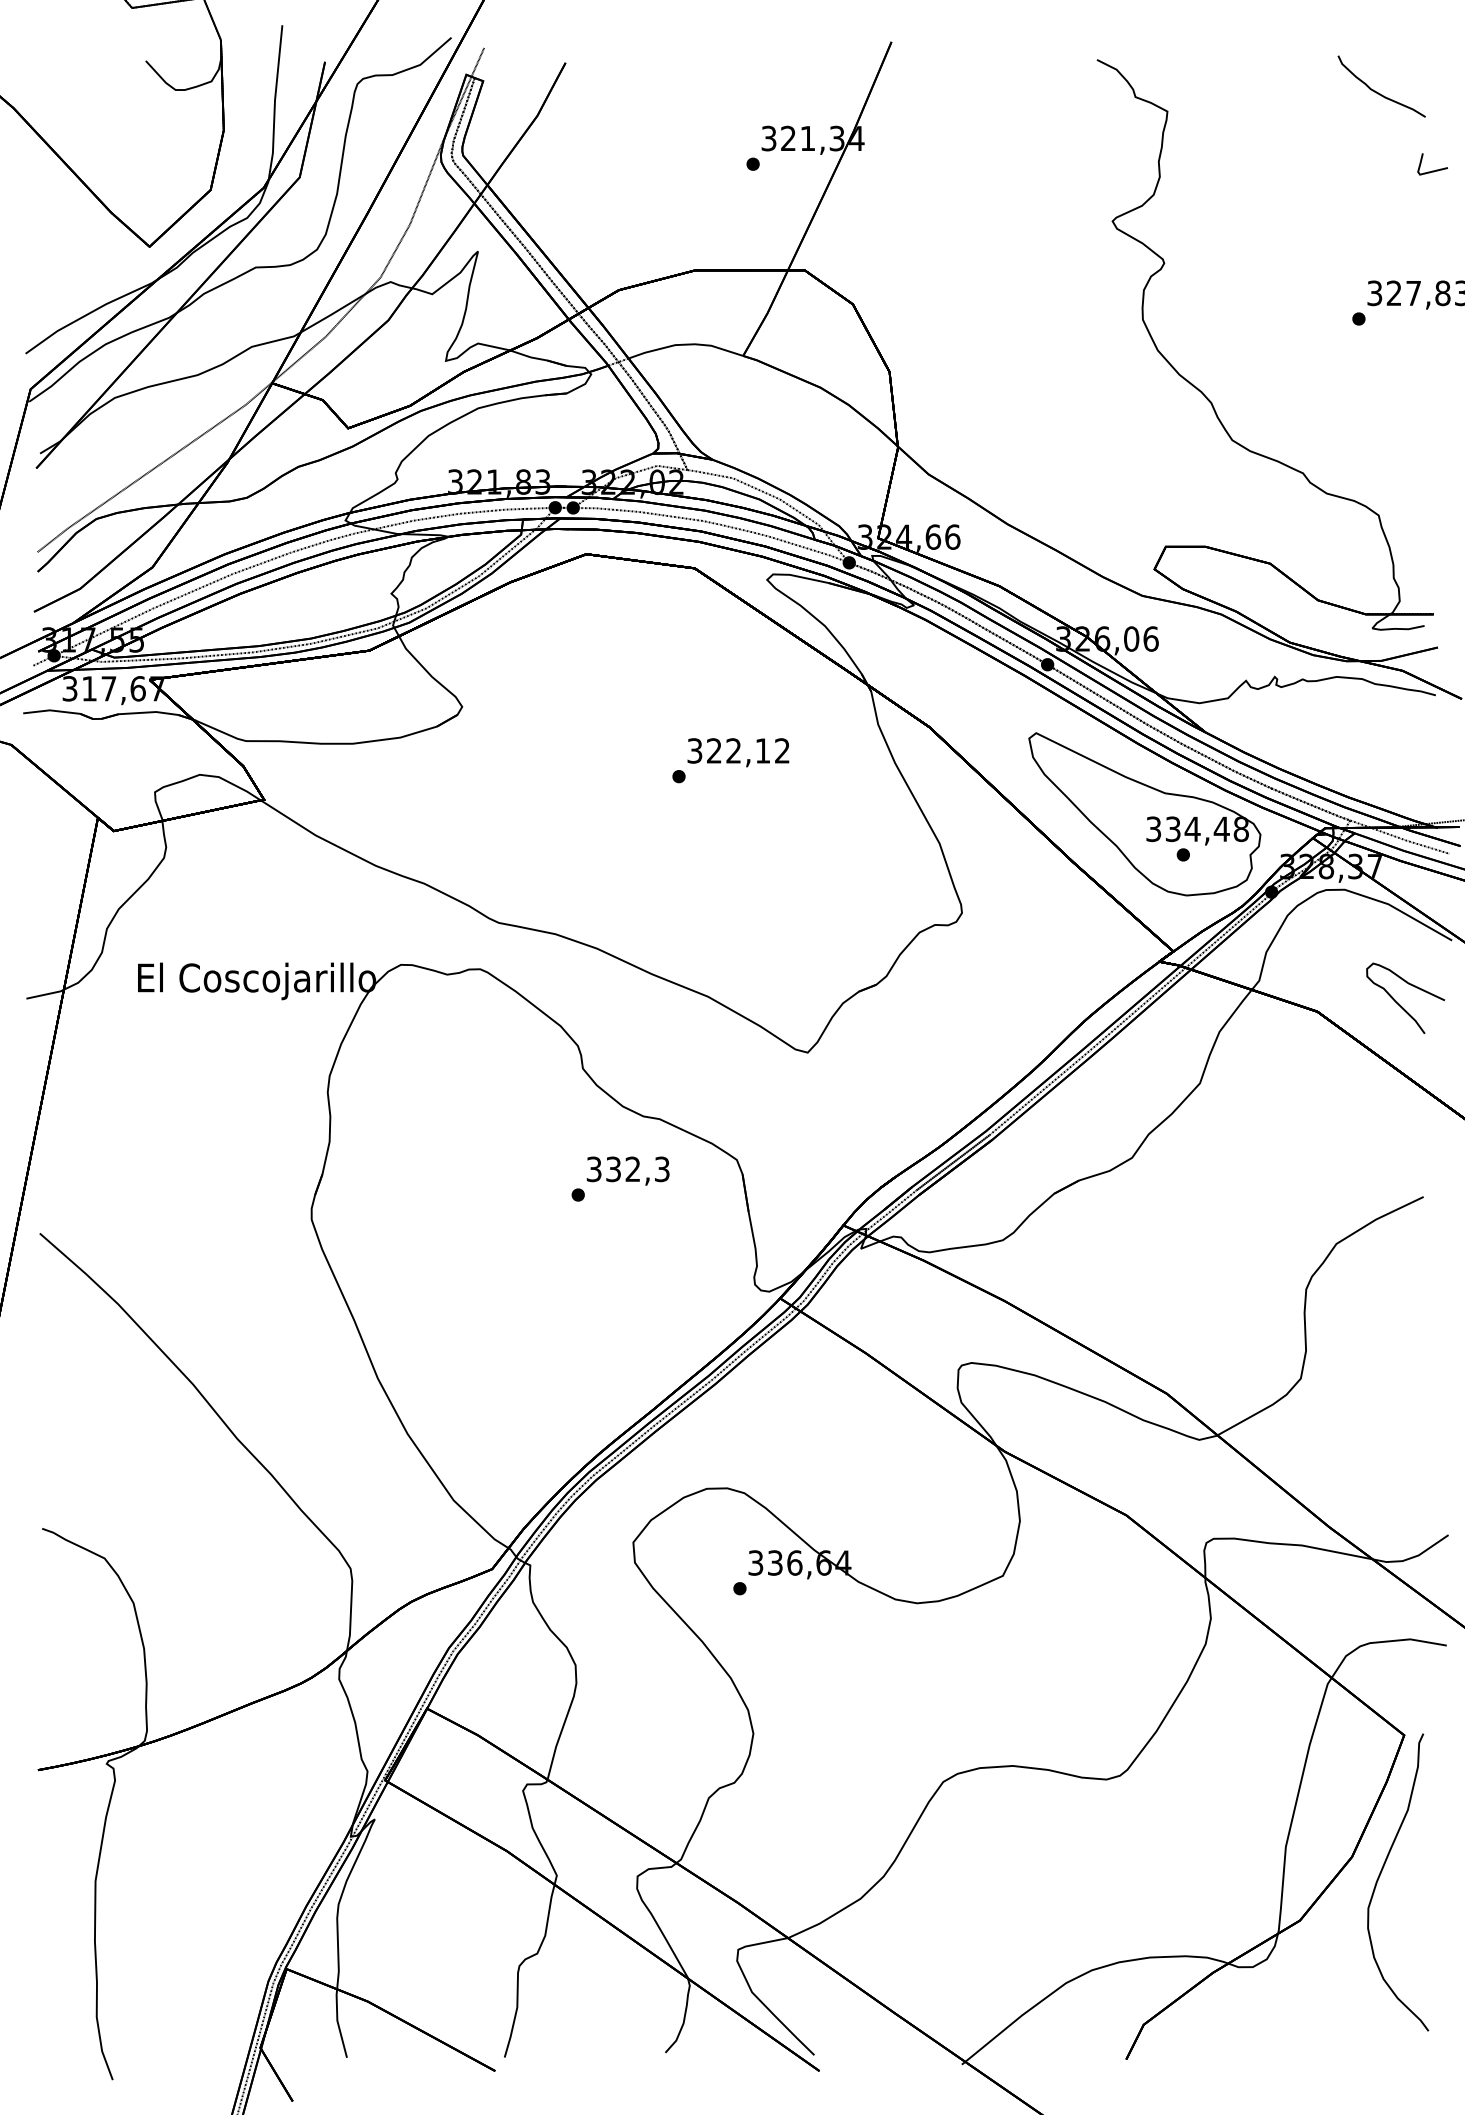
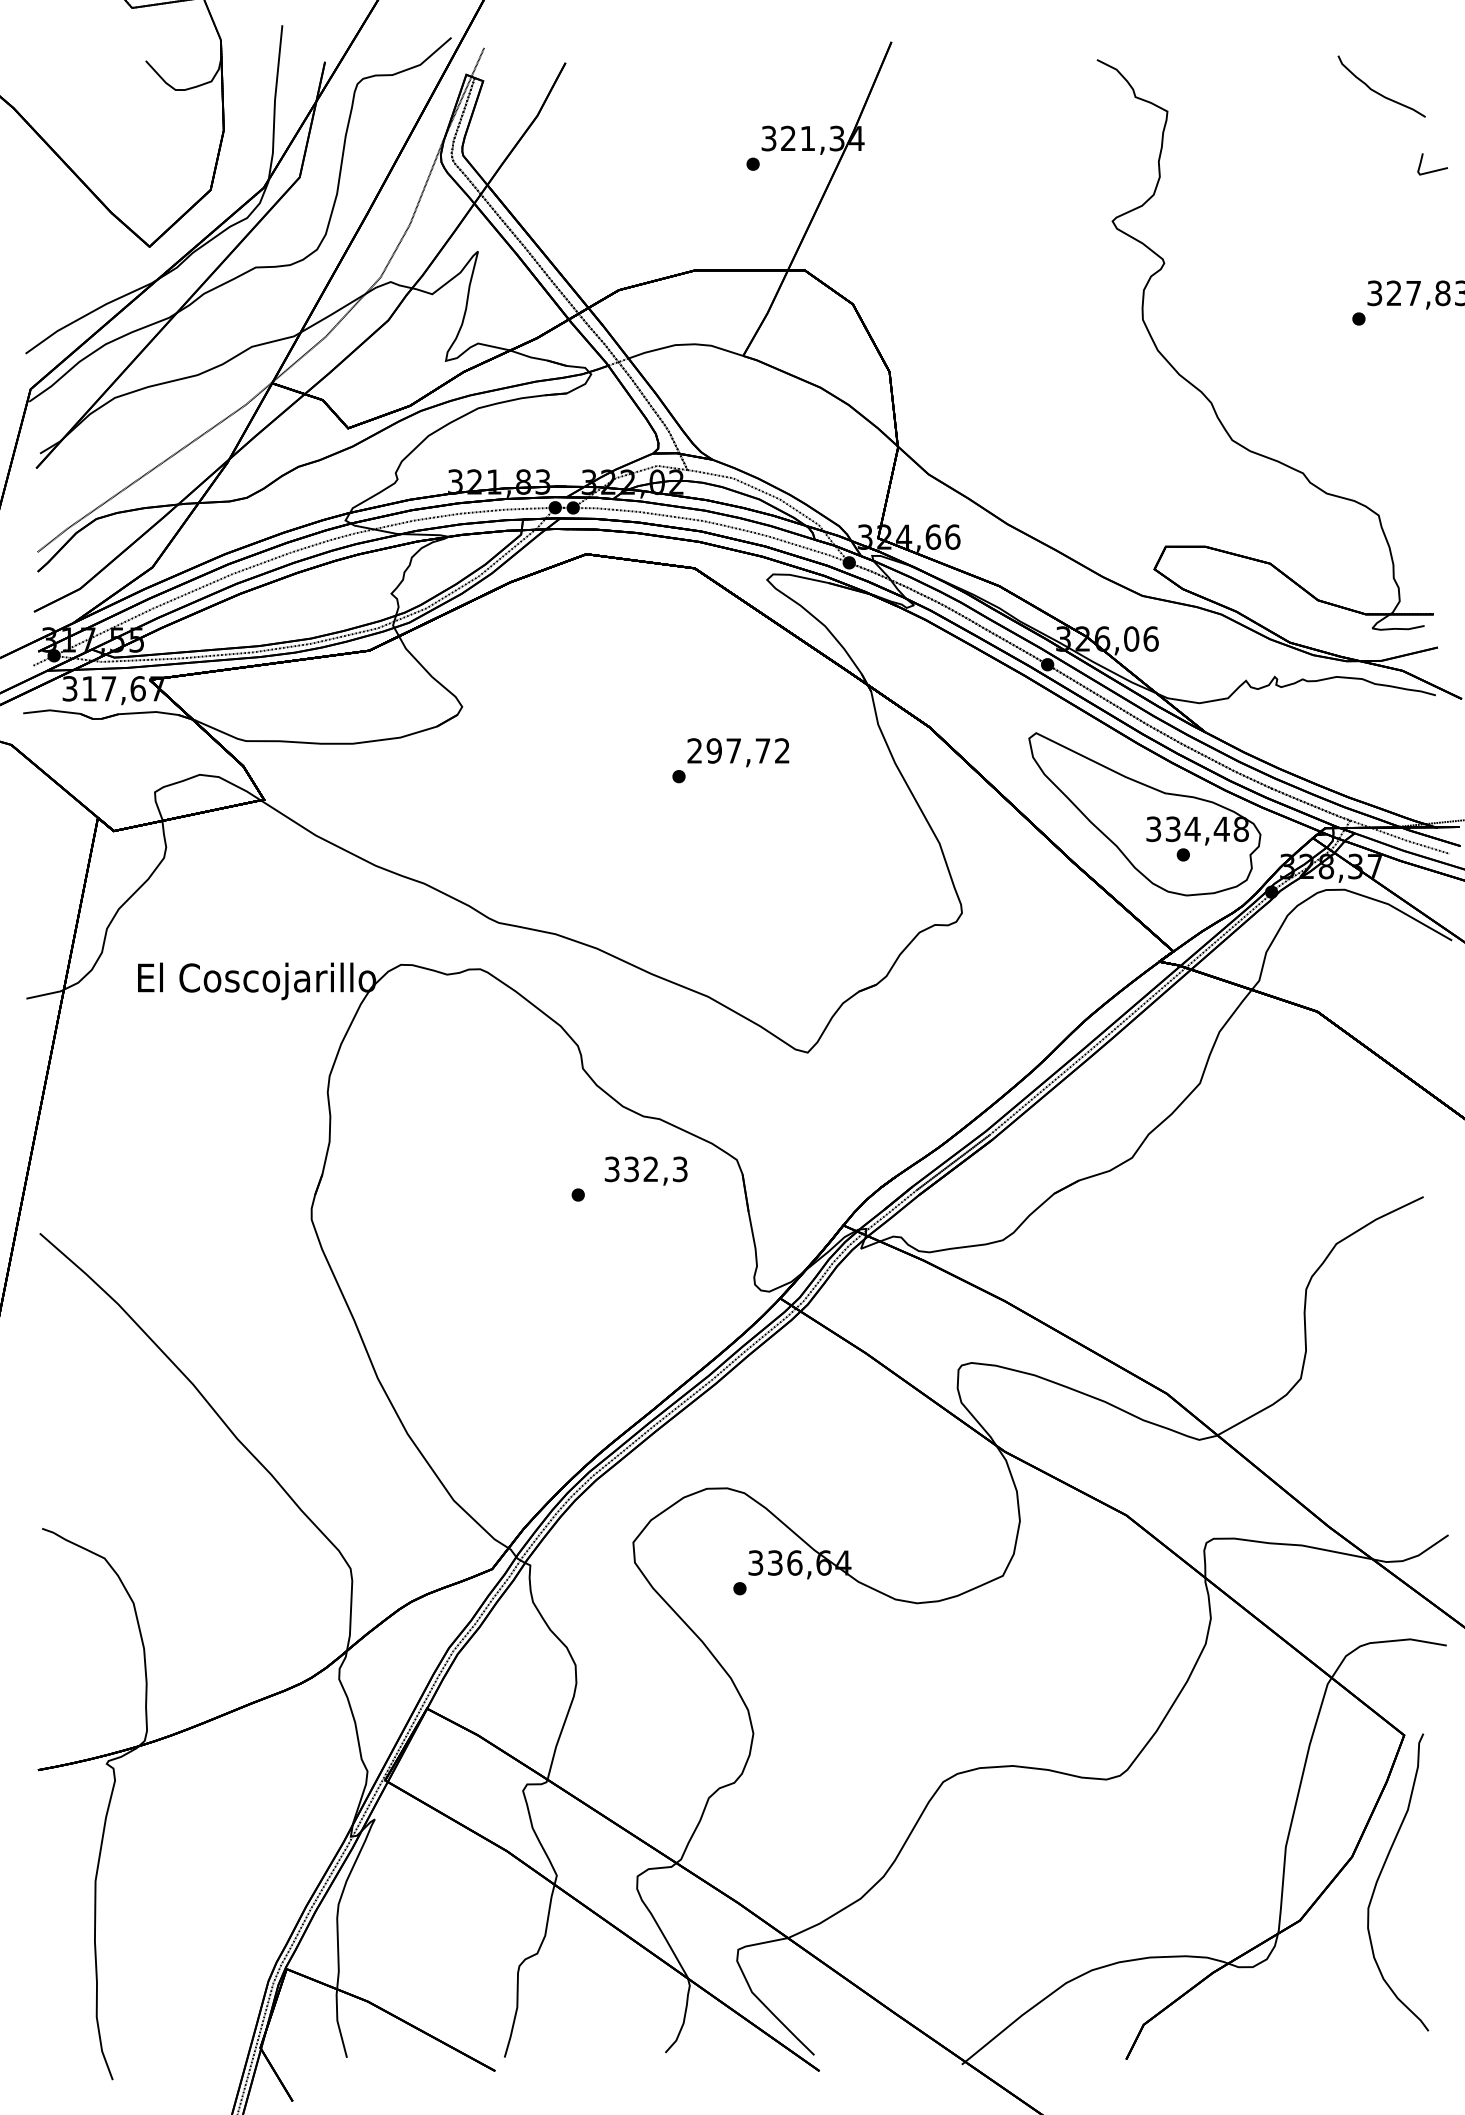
text: 322,12 -> 297,72 (728, 750)
part: present -> none (1399, 1003)
text position: (627, 1170) -> (645, 1170) (645, 1170)
